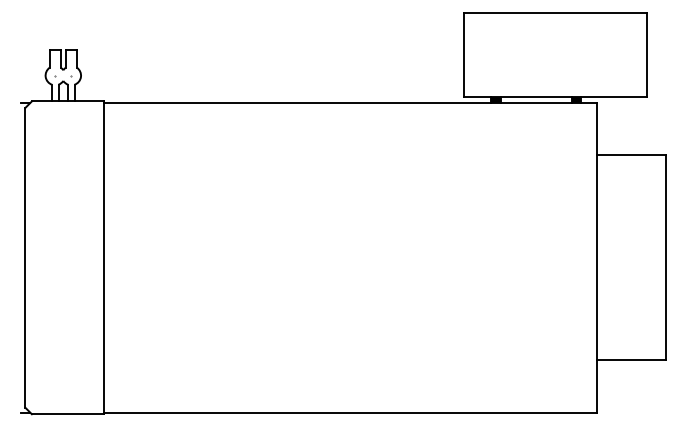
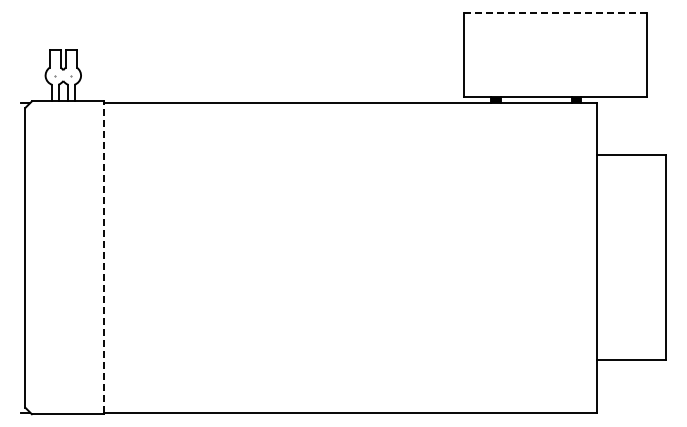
line: solid -> dashed (555, 12)
line: solid -> dashed (103, 257)
